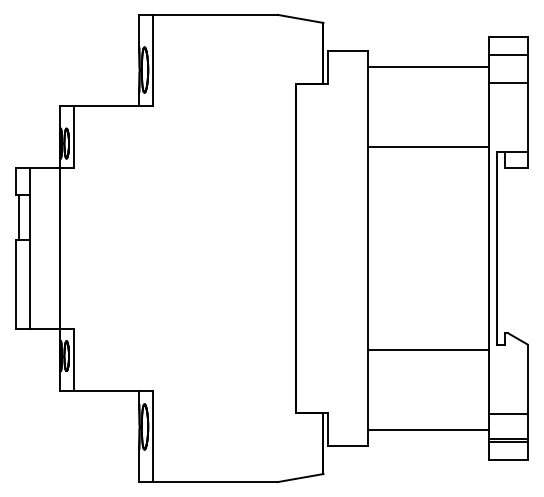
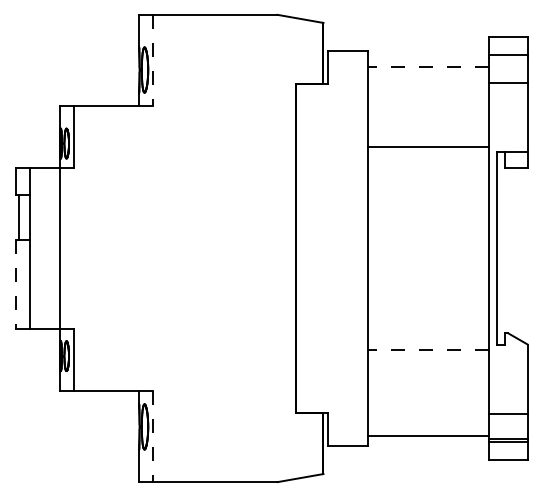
line: solid -> dashed (153, 60)
line: solid -> dashed (428, 66)
line: solid -> dashed (16, 284)
line: solid -> dashed (428, 350)
line position: (428, 430) -> (428, 436) (428, 436)
line: solid -> dashed (153, 436)
